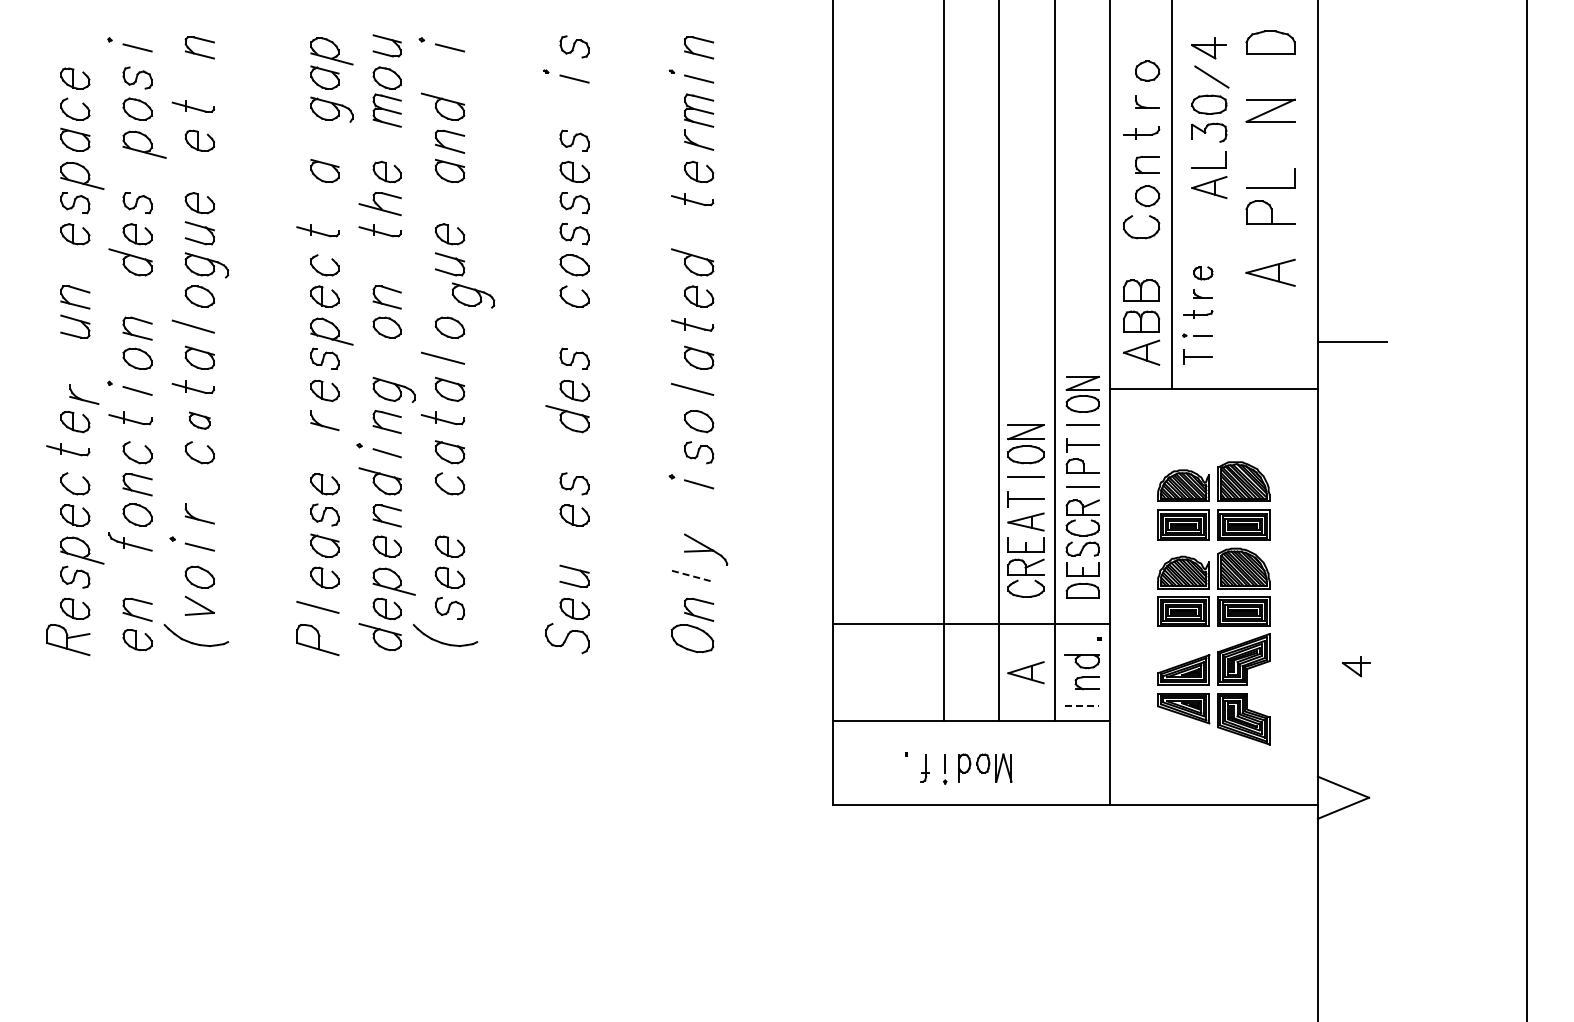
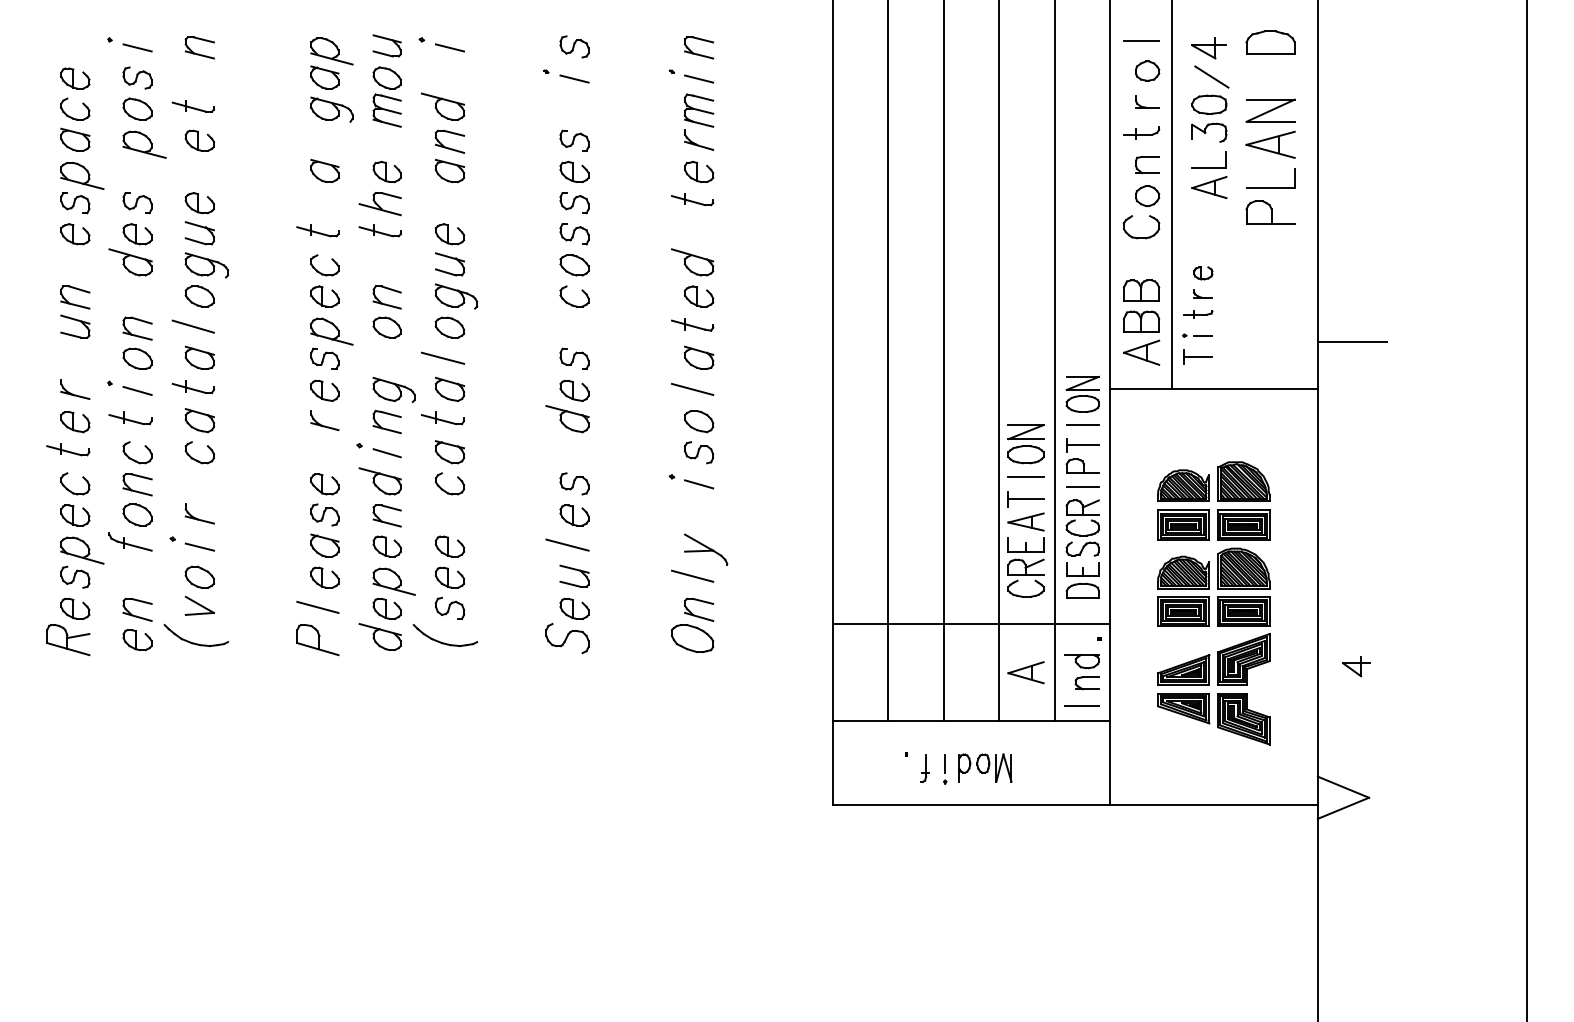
line: none -> present (1141, 41)
part position: (1270, 272) -> (1270, 144) (1270, 144)
part position: (473, 295) -> (456, 296) (456, 296)
line: none -> present (887, 361)
part position: (84, 394) -> (75, 389) (75, 389)
part size: 23x19 px -> 31x26 px (199, 420)
line: none -> present (567, 544)
line: dashed -> solid (693, 576)
line: dashed -> solid (1082, 706)
